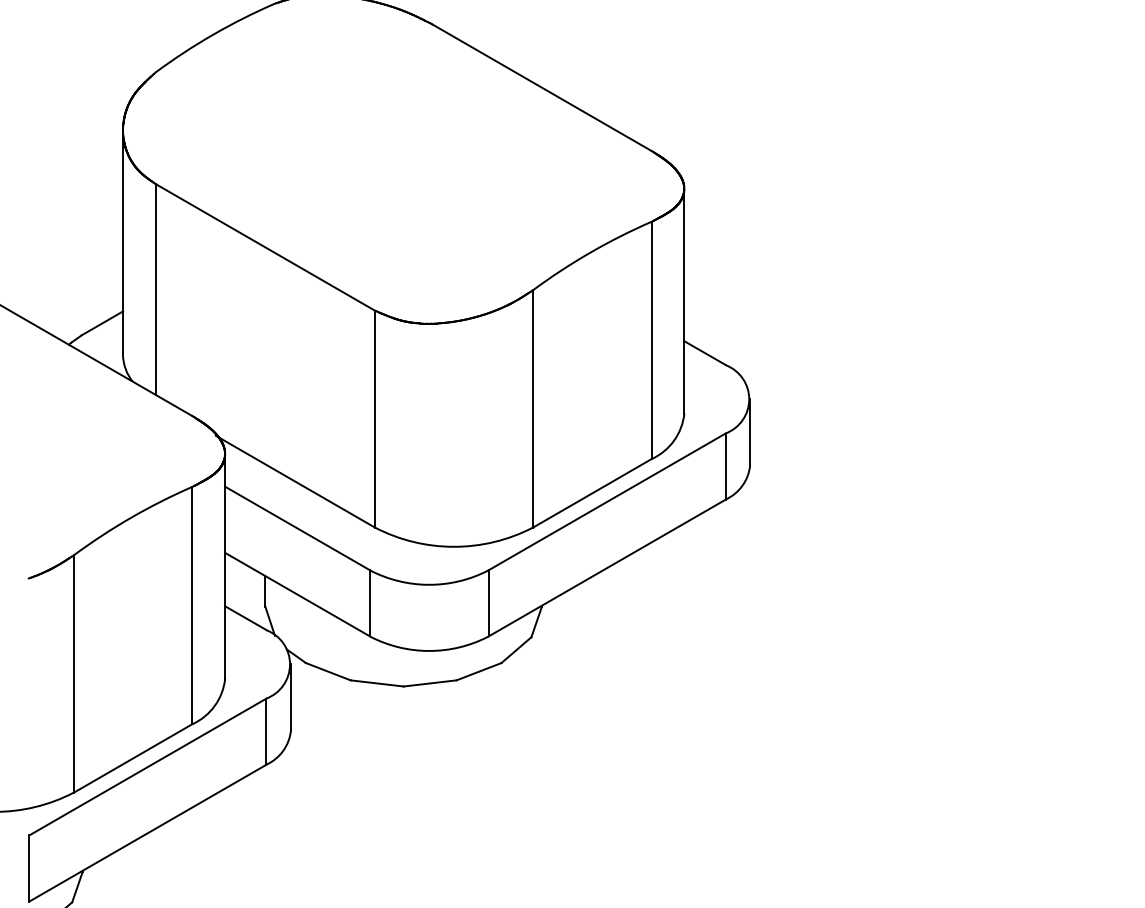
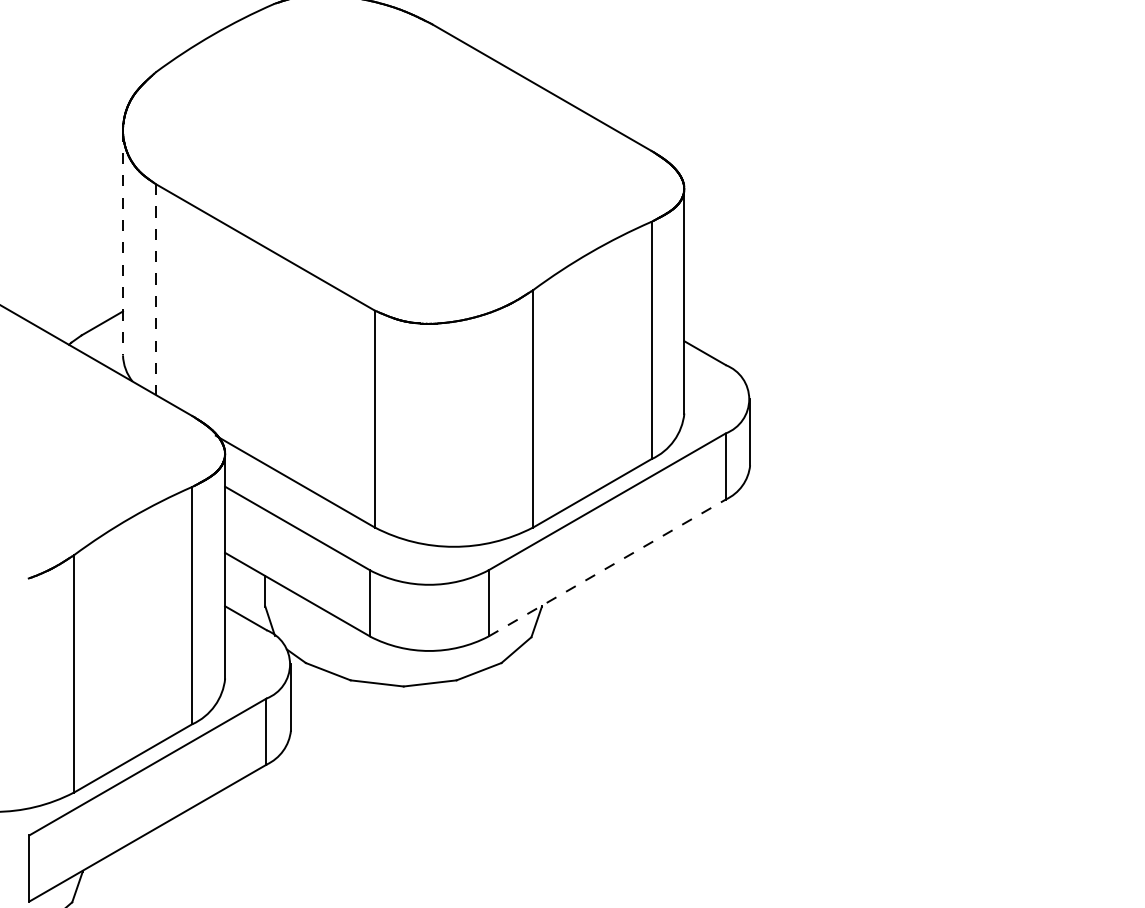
line: solid -> dashed (122, 243)
line: solid -> dashed (155, 289)
line: solid -> dashed (607, 568)
